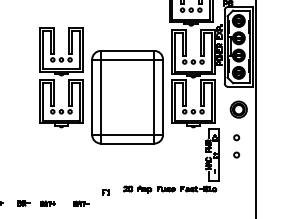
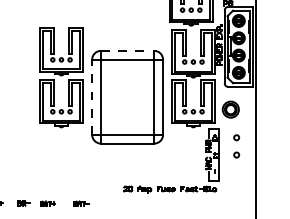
line: solid -> dashed (127, 50)
line: solid -> dashed (92, 97)
part position: (238, 109) -> (230, 109) (230, 109)
part: present -> none (105, 192)
